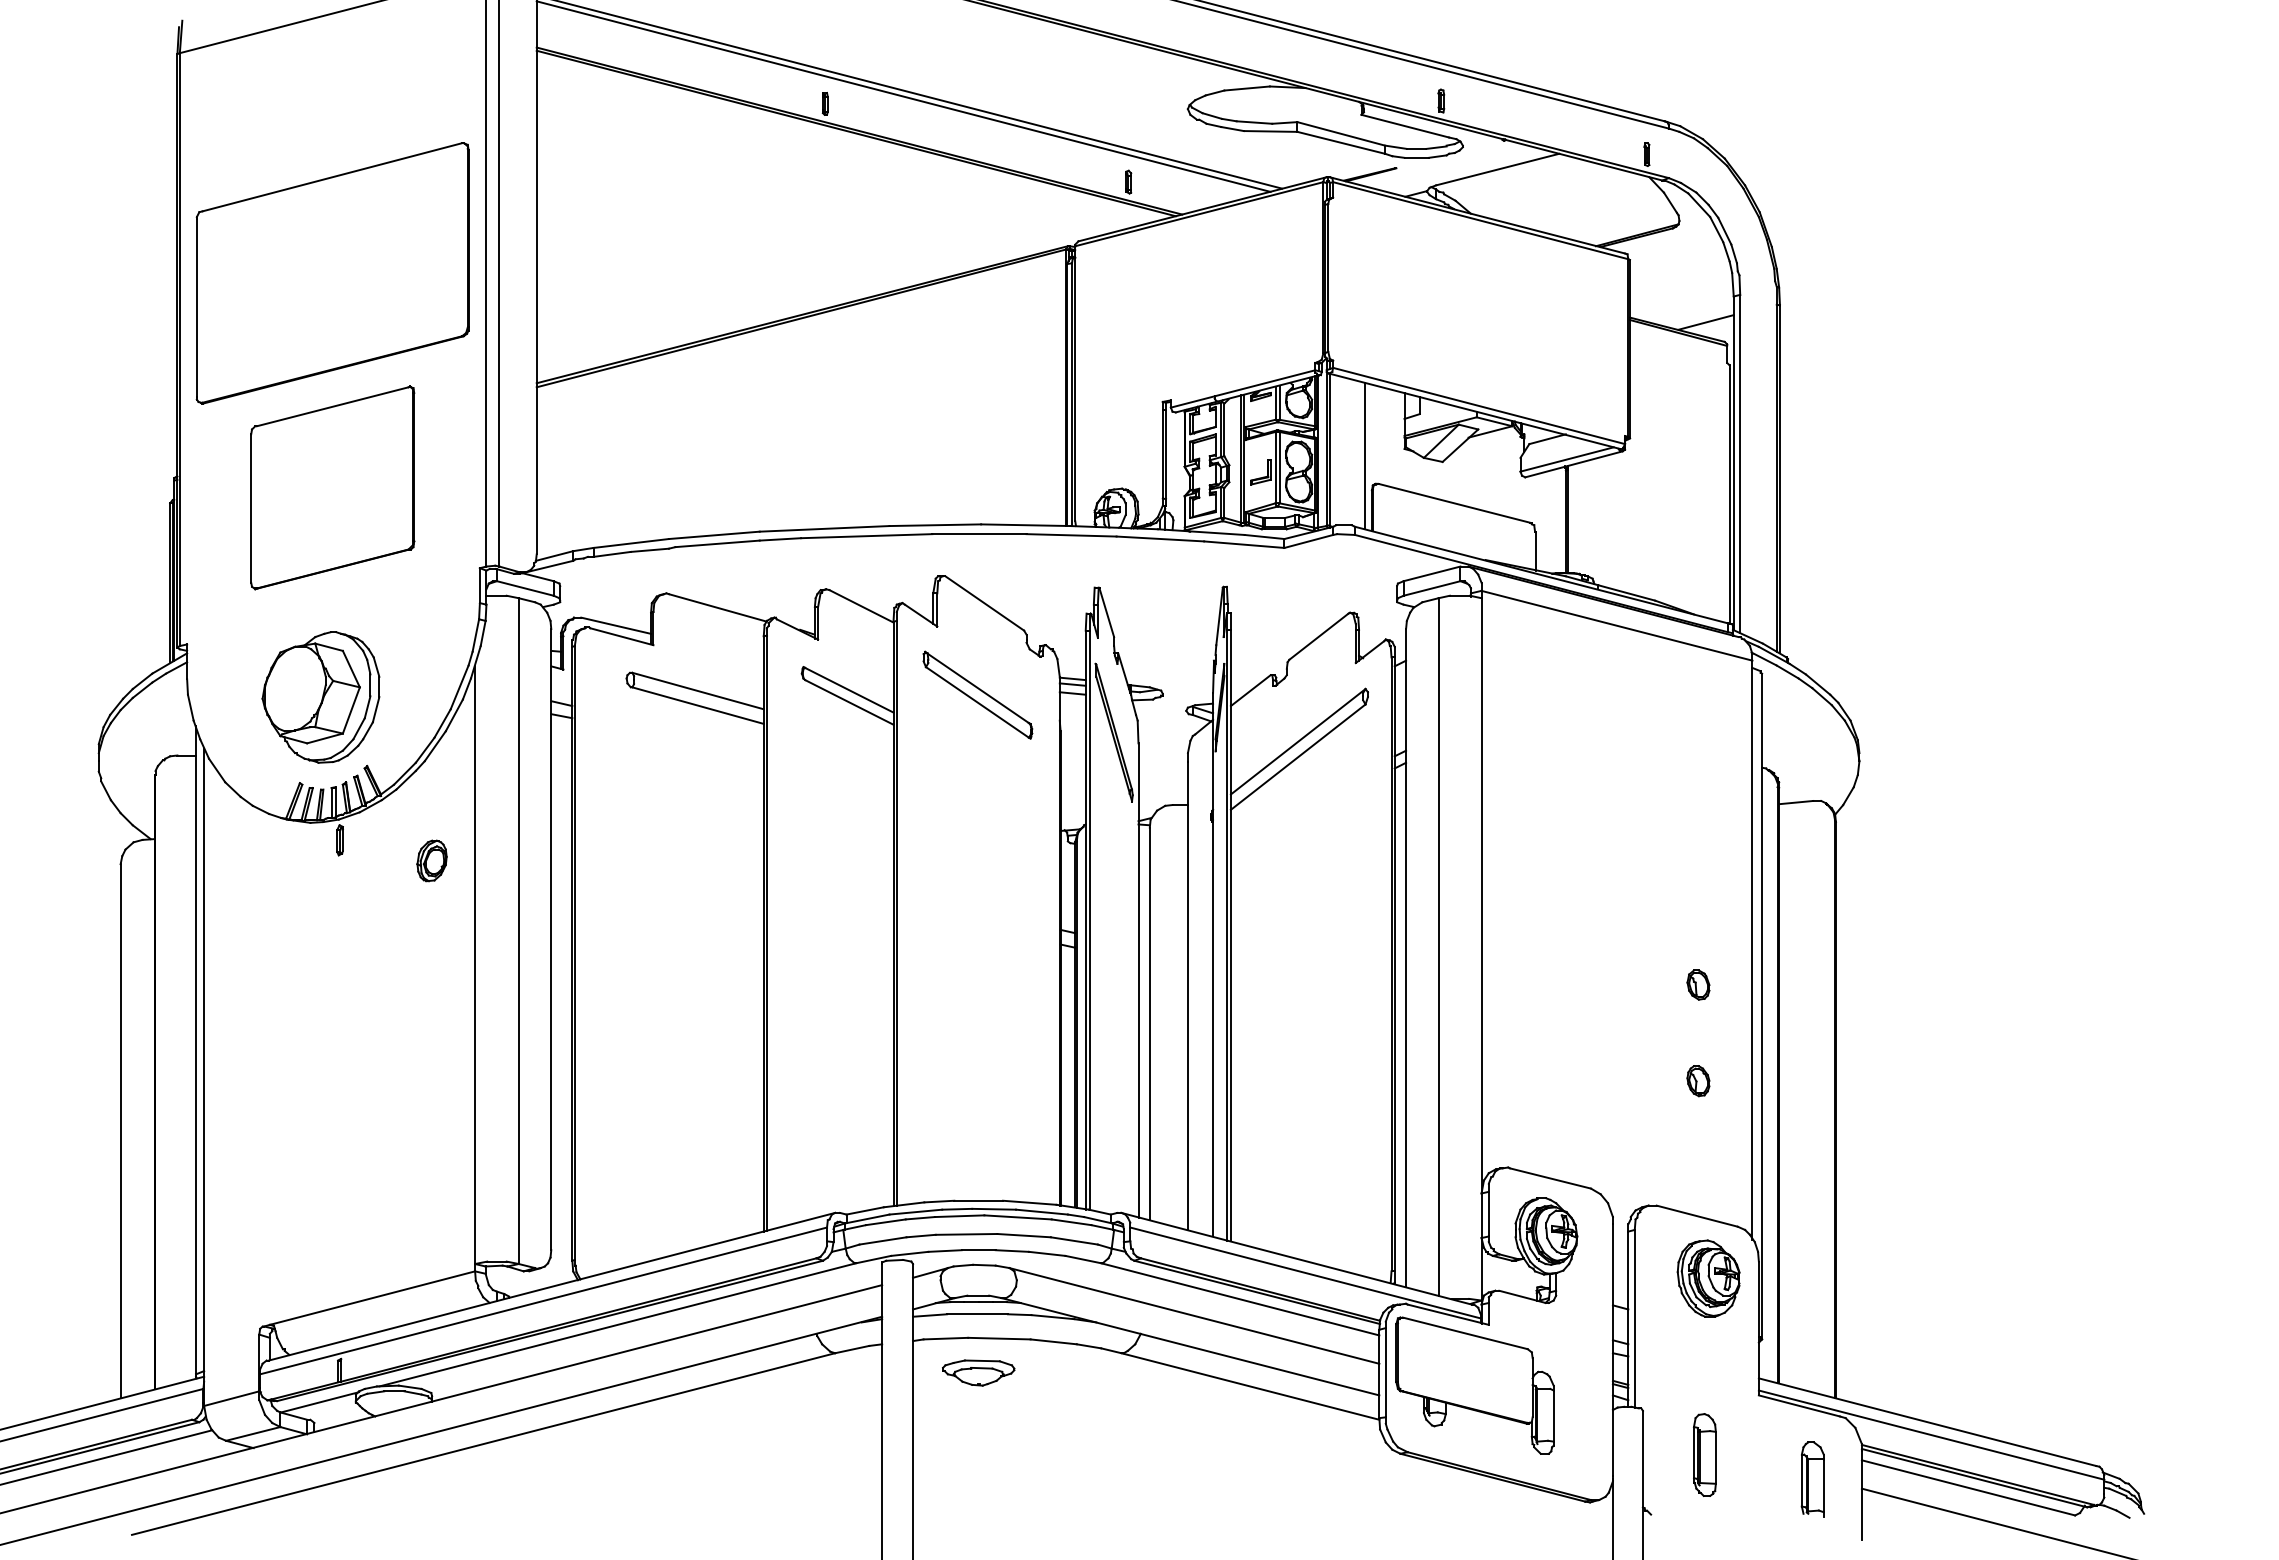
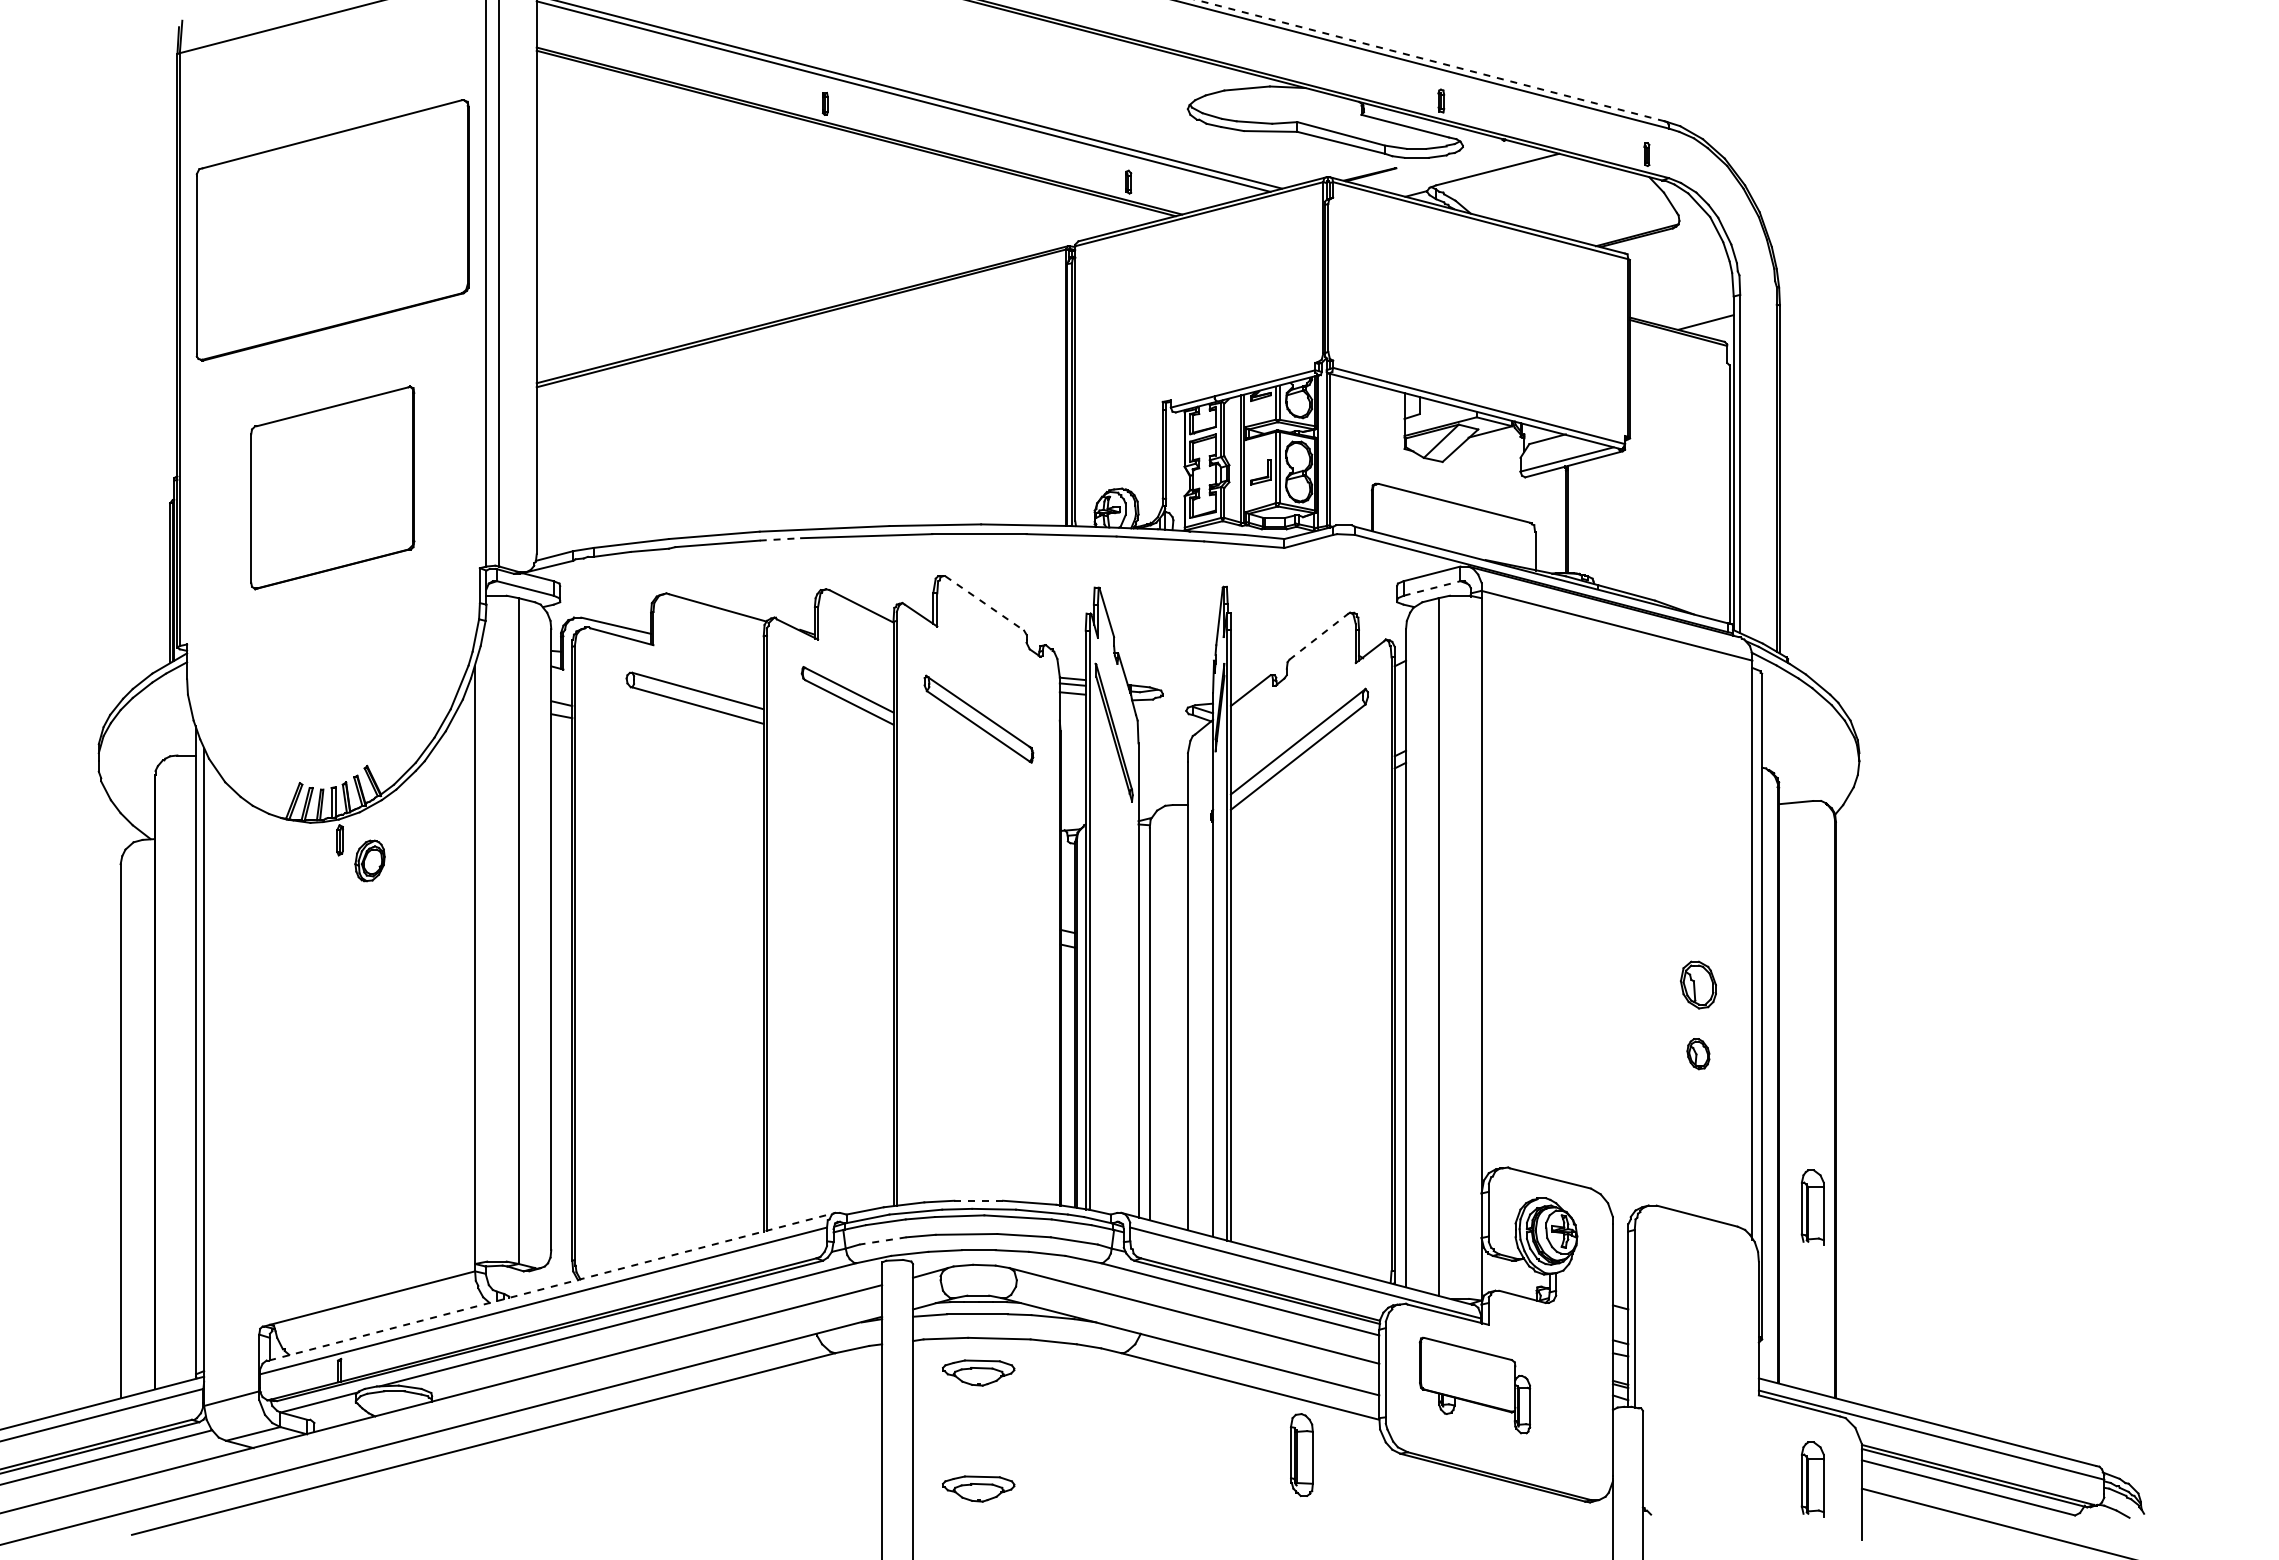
line: solid -> dashed (1430, 60)
part position: (332, 273) -> (332, 230) (332, 230)
line: present -> none (1364, 455)
line: solid -> dashed (780, 539)
line: solid -> dashed (1432, 588)
line: solid -> dashed (984, 603)
line: solid -> dashed (1318, 636)
part position: (977, 694) -> (978, 718) (978, 718)
part: present -> none (320, 697)
part position: (431, 860) -> (369, 860) (369, 860)
part size: 25x32 px -> 37x50 px (1698, 984)
part position: (1698, 1081) -> (1698, 1054) (1698, 1054)
line: solid -> dashed (978, 1200)
part: none -> present (1812, 1207)
line: solid -> dashed (883, 1240)
part: present -> none (1708, 1278)
line: solid -> dashed (552, 1286)
part size: 160x139 px -> 114x99 px (1474, 1385)
part position: (1704, 1454) -> (1301, 1454) (1301, 1454)
part: none -> present (978, 1488)
